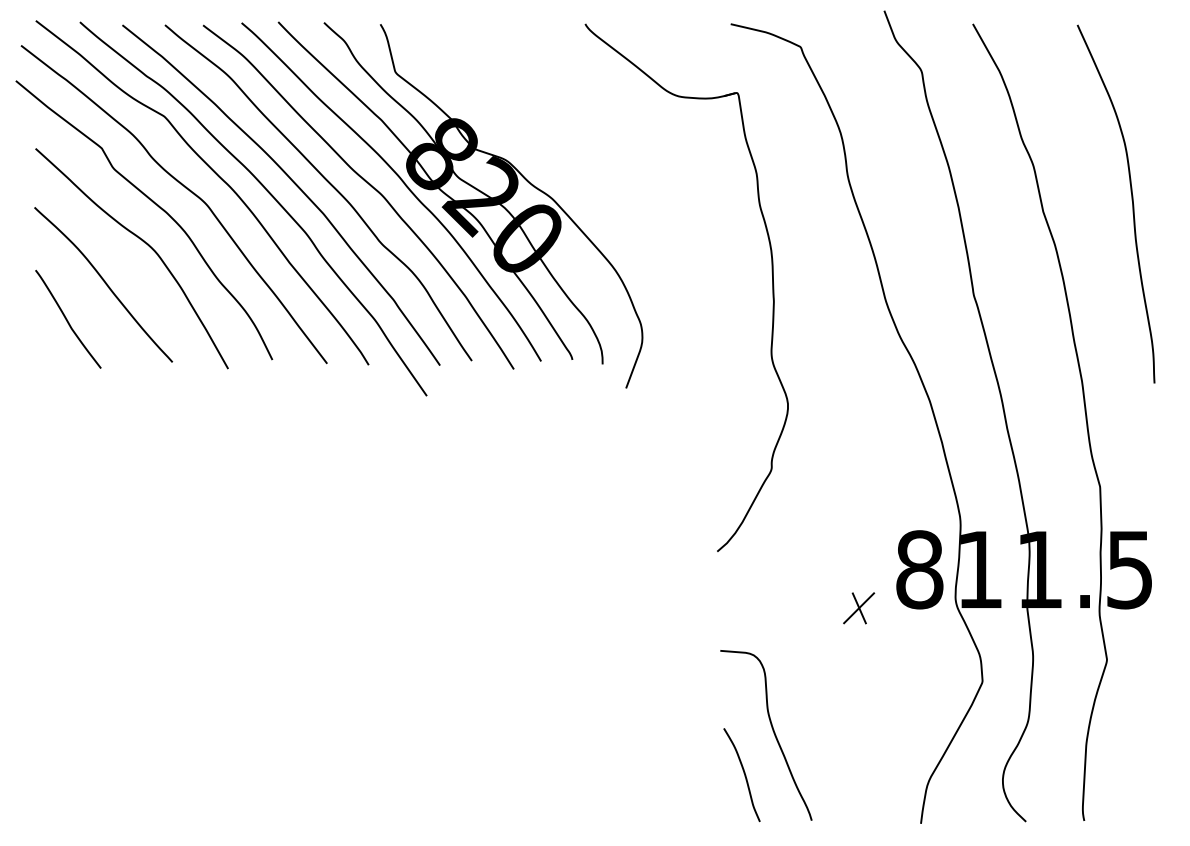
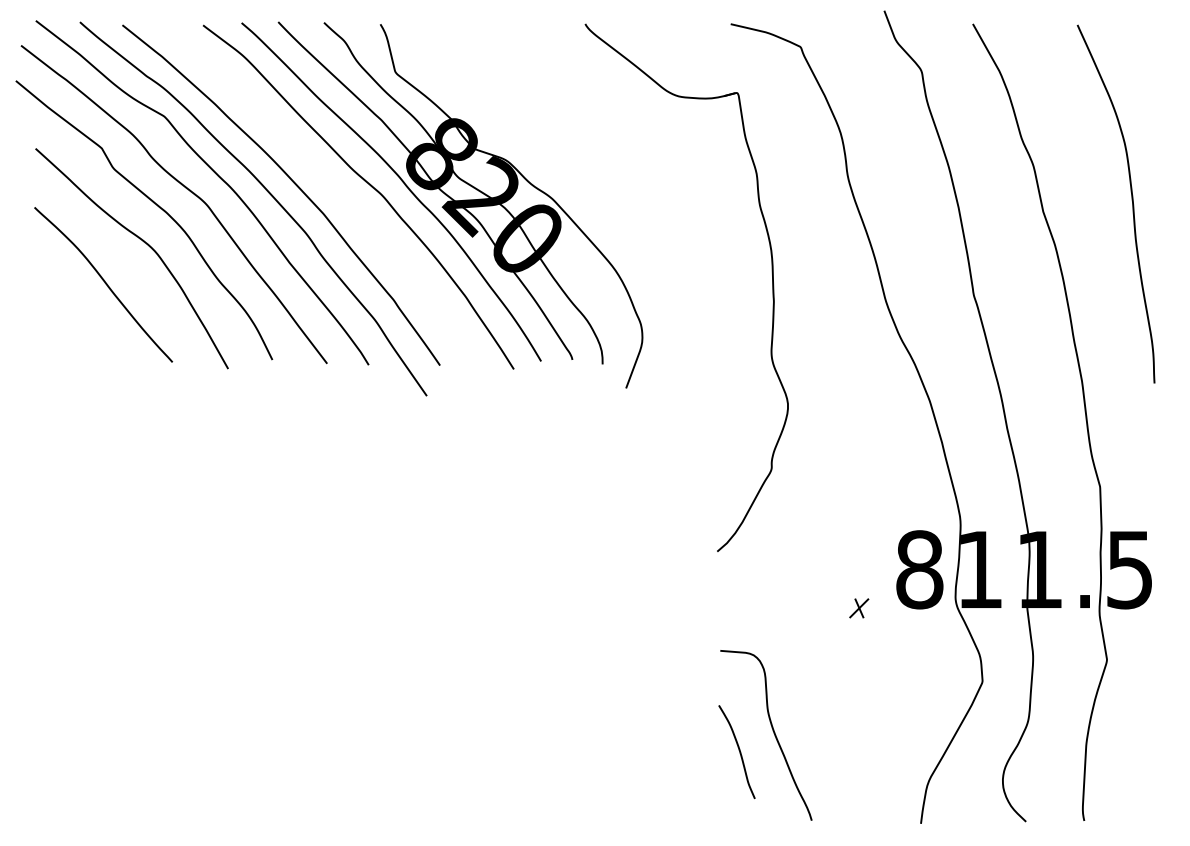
curve: present -> none (327, 182)
curve: present -> none (67, 319)
part size: 33x33 px -> 21x21 px (859, 608)
curve position: (743, 773) -> (738, 750) (738, 750)
